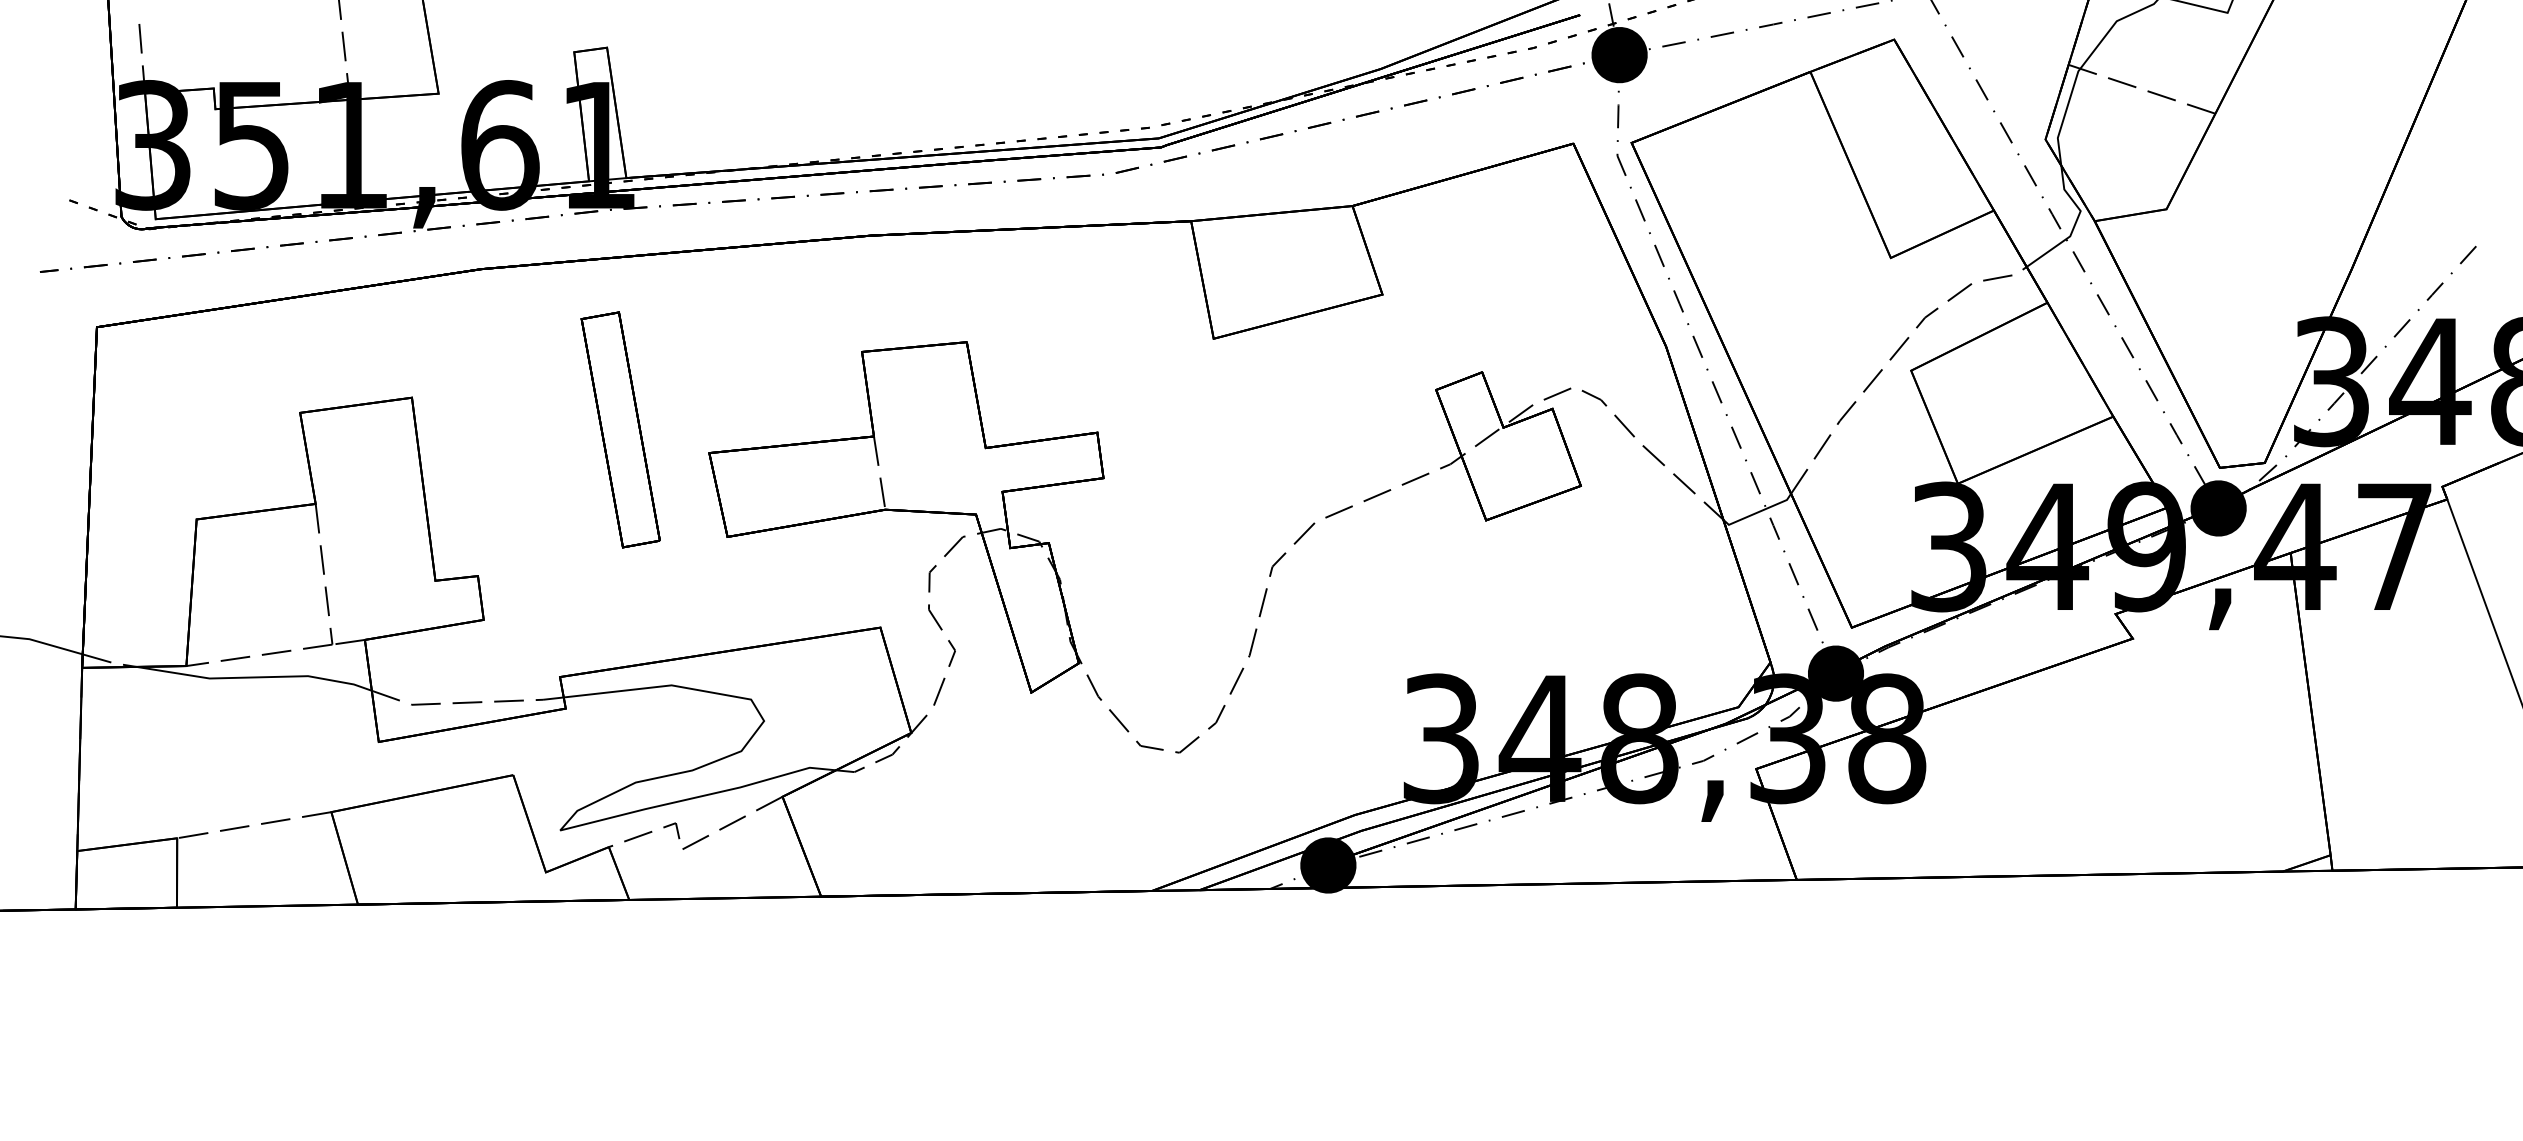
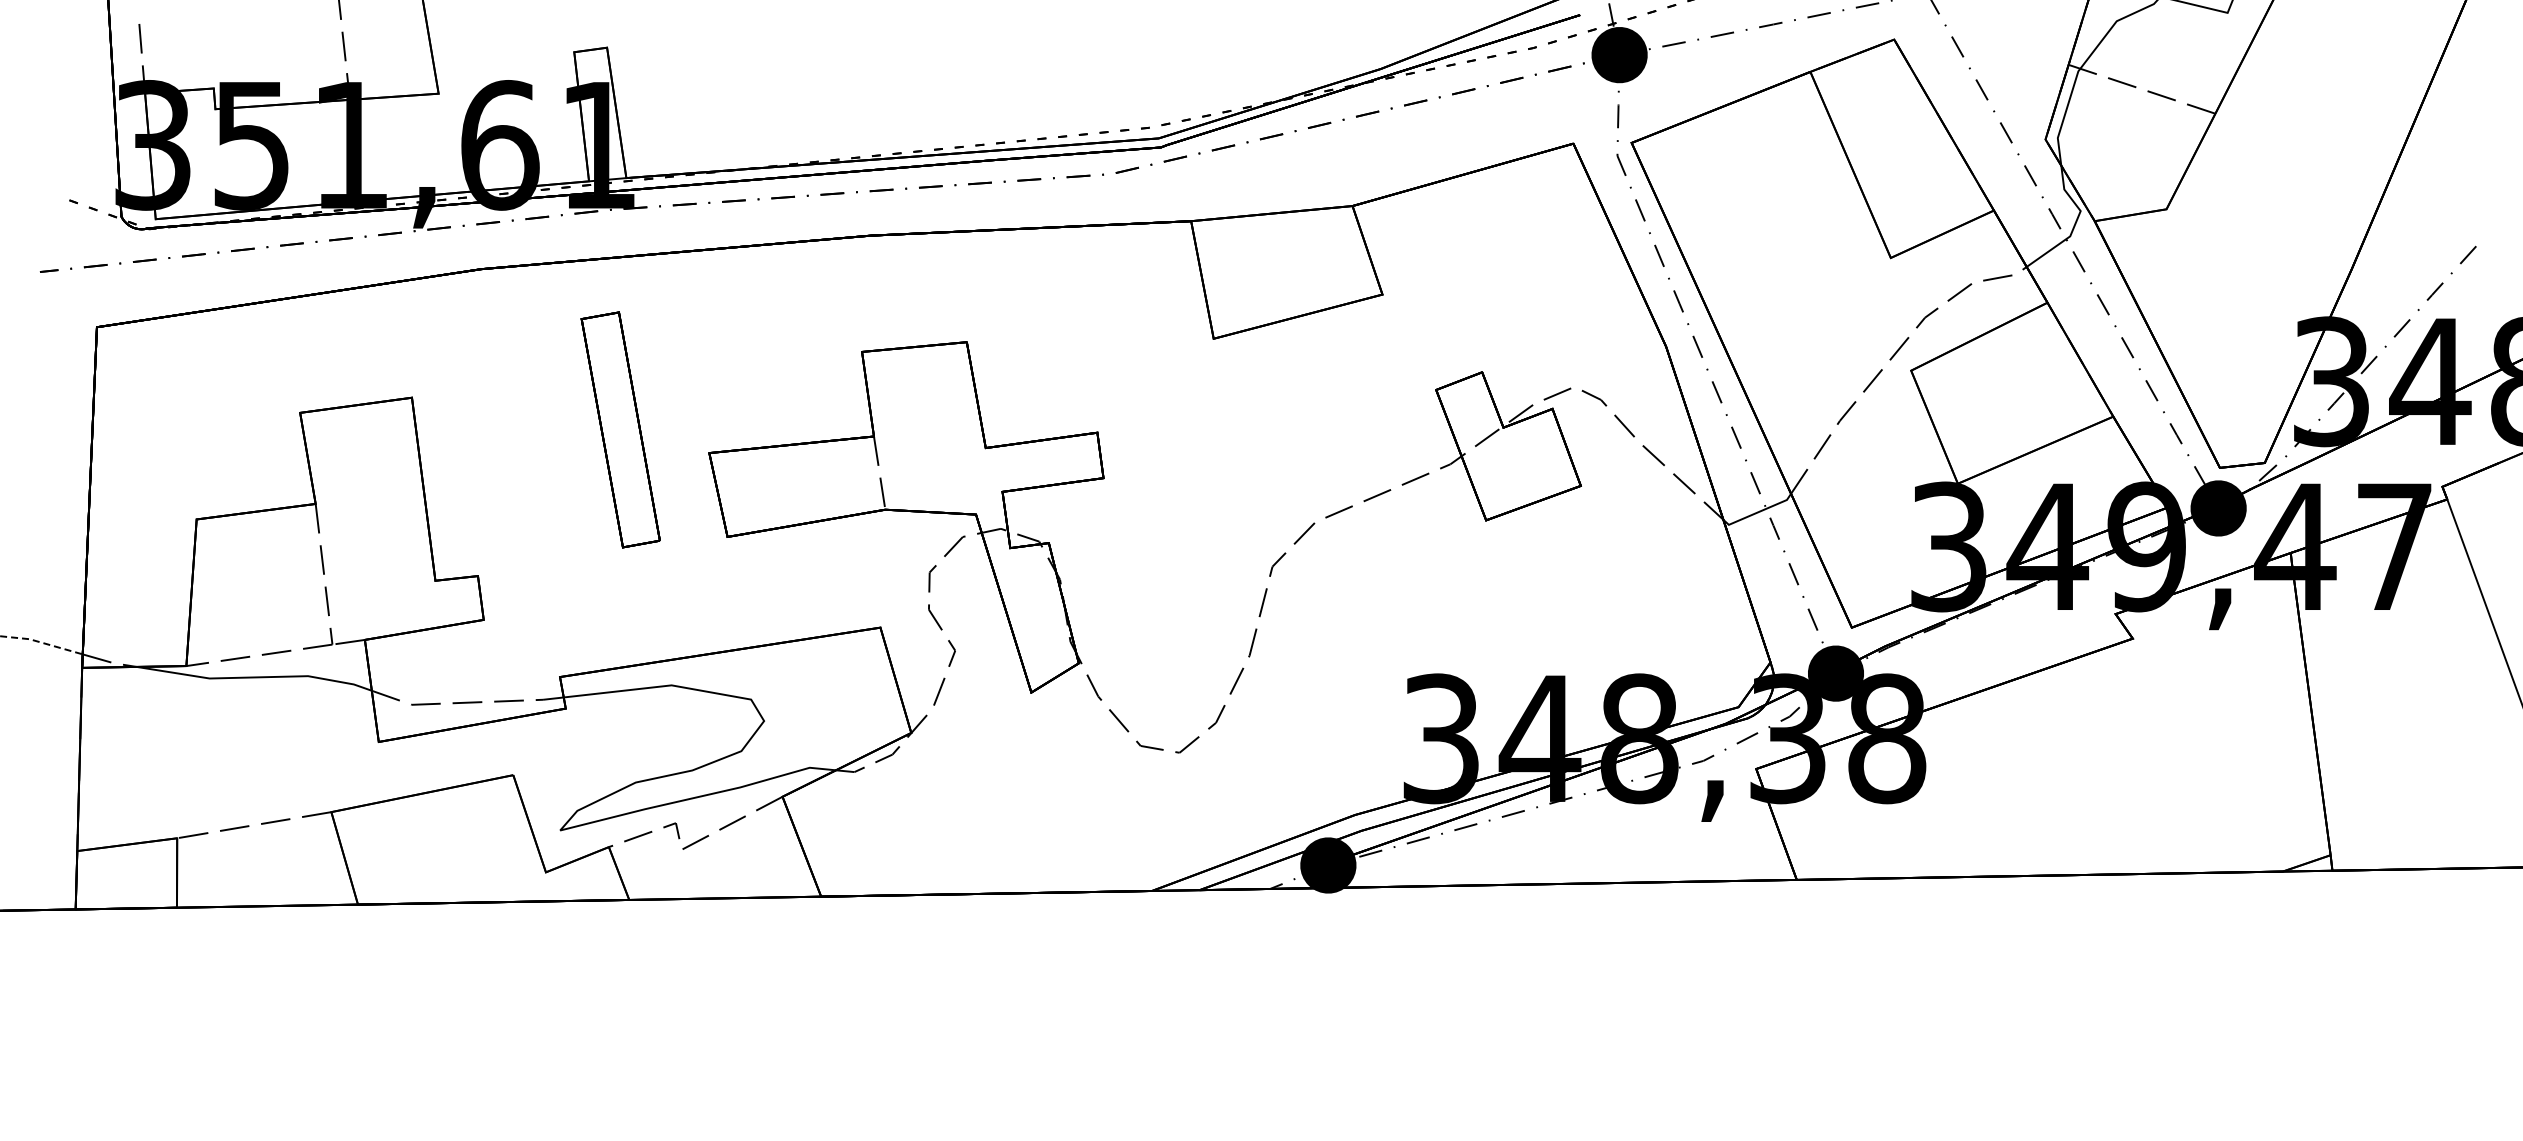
line: solid -> dashed (41, 642)
